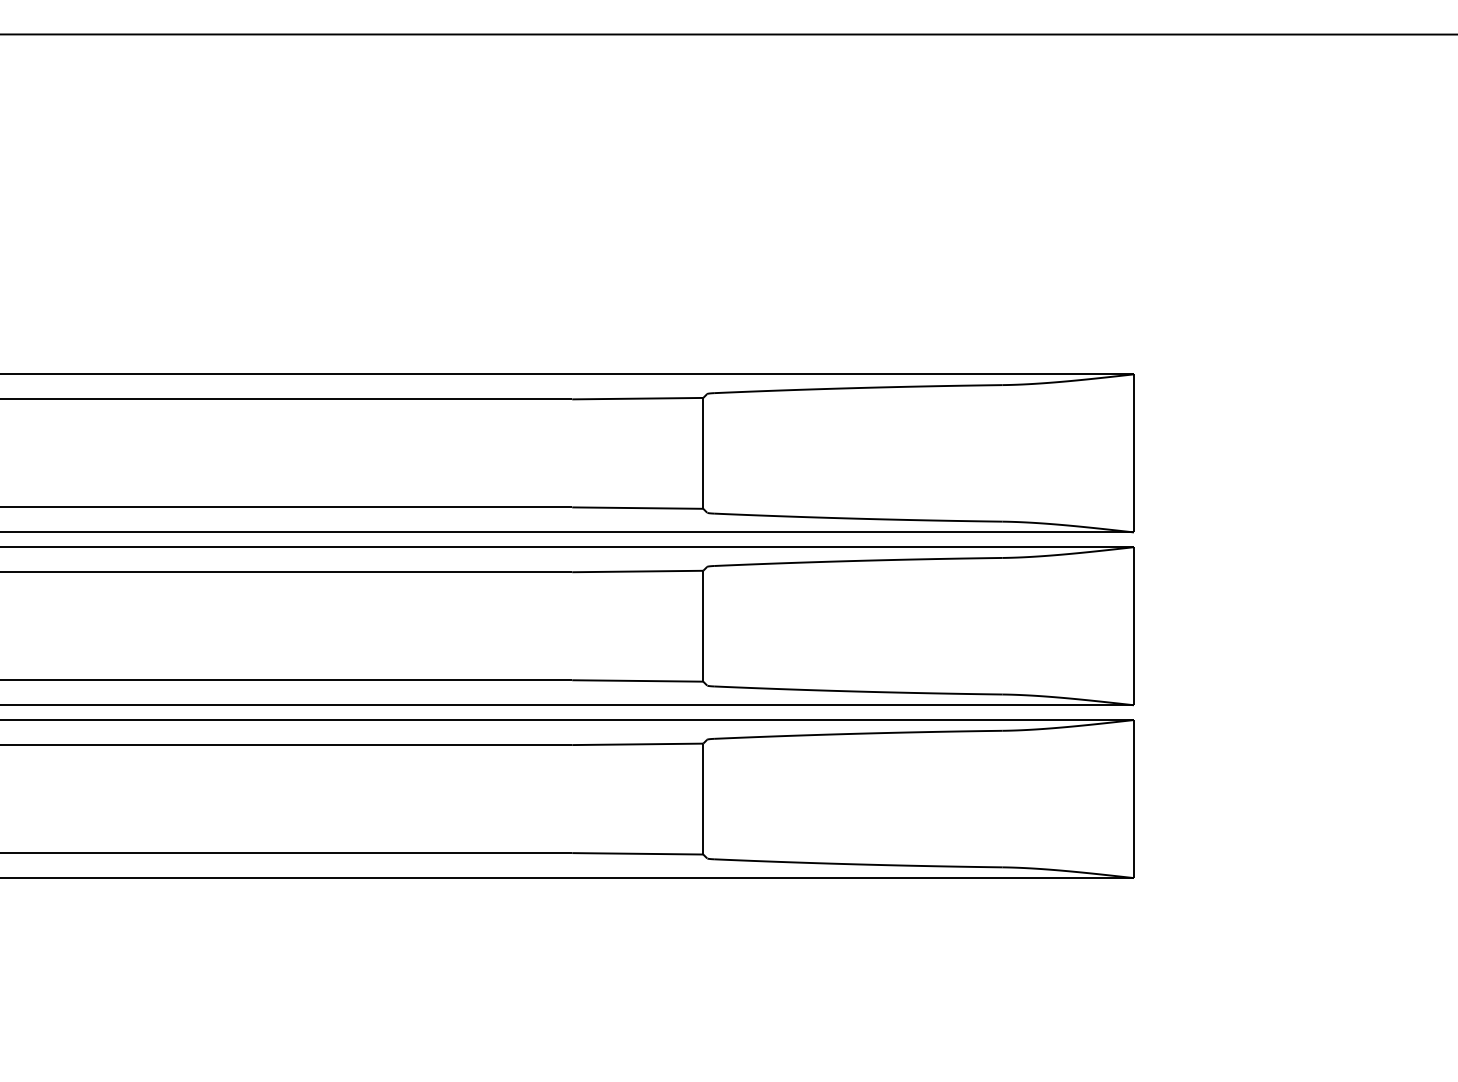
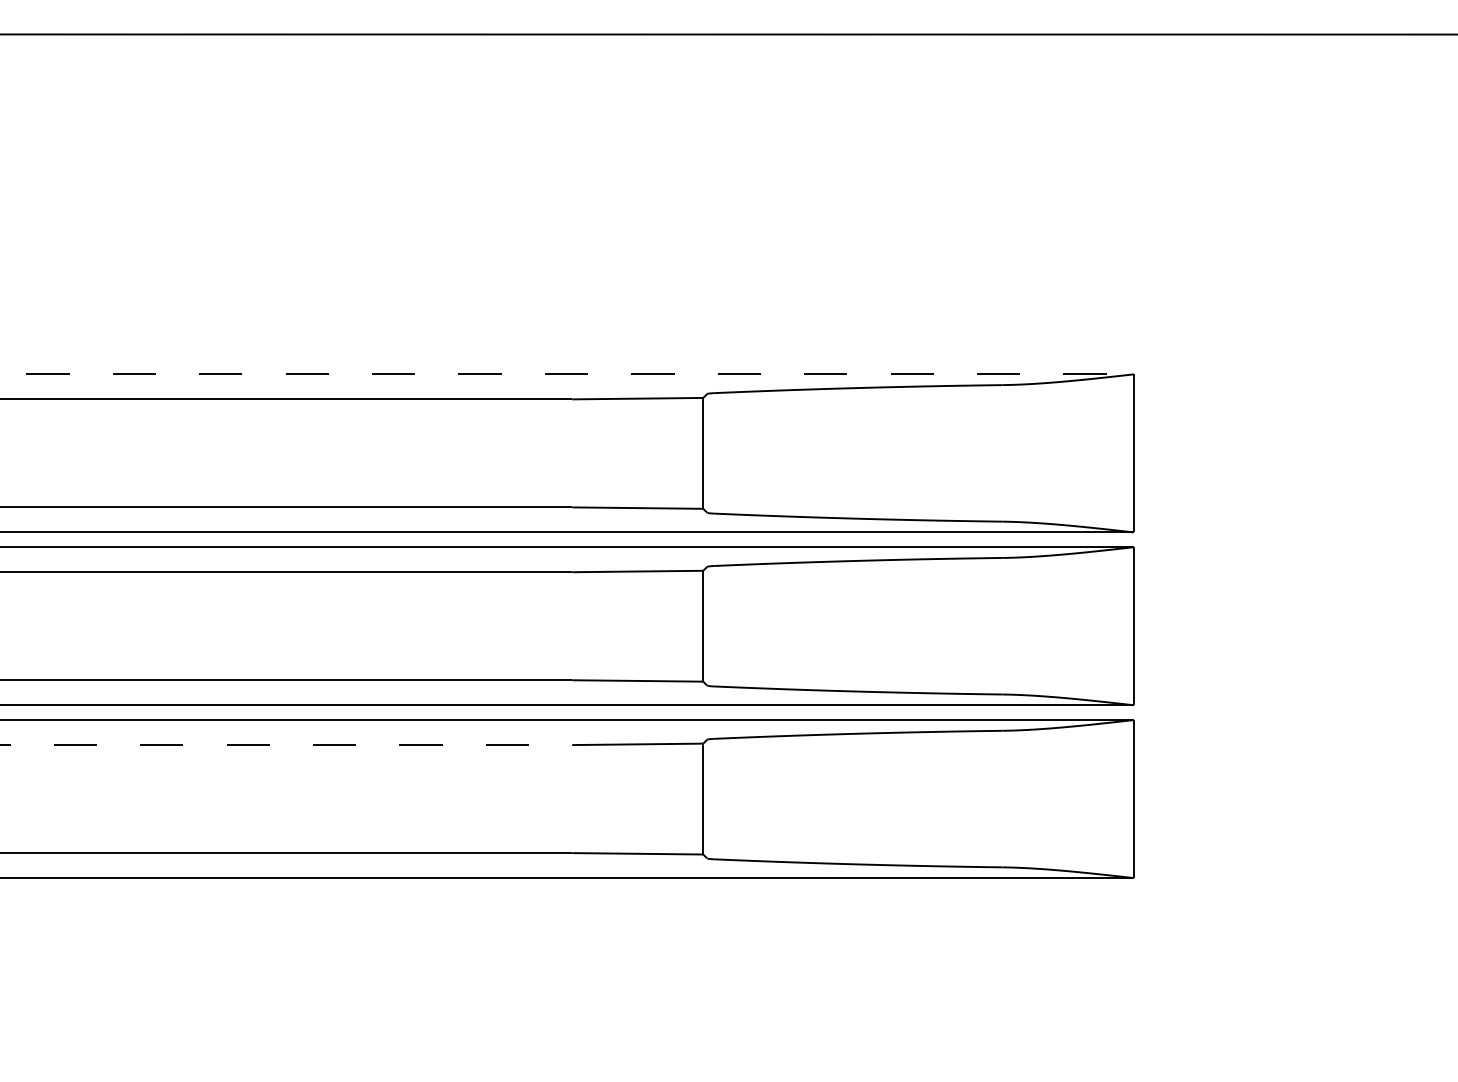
line: solid -> dashed (567, 374)
line: solid -> dashed (286, 745)
